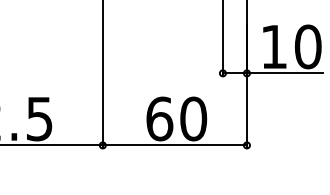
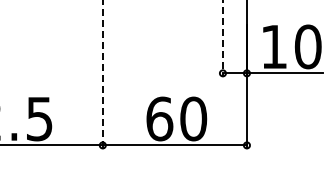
line: solid -> dashed (222, 38)
line: solid -> dashed (102, 74)
